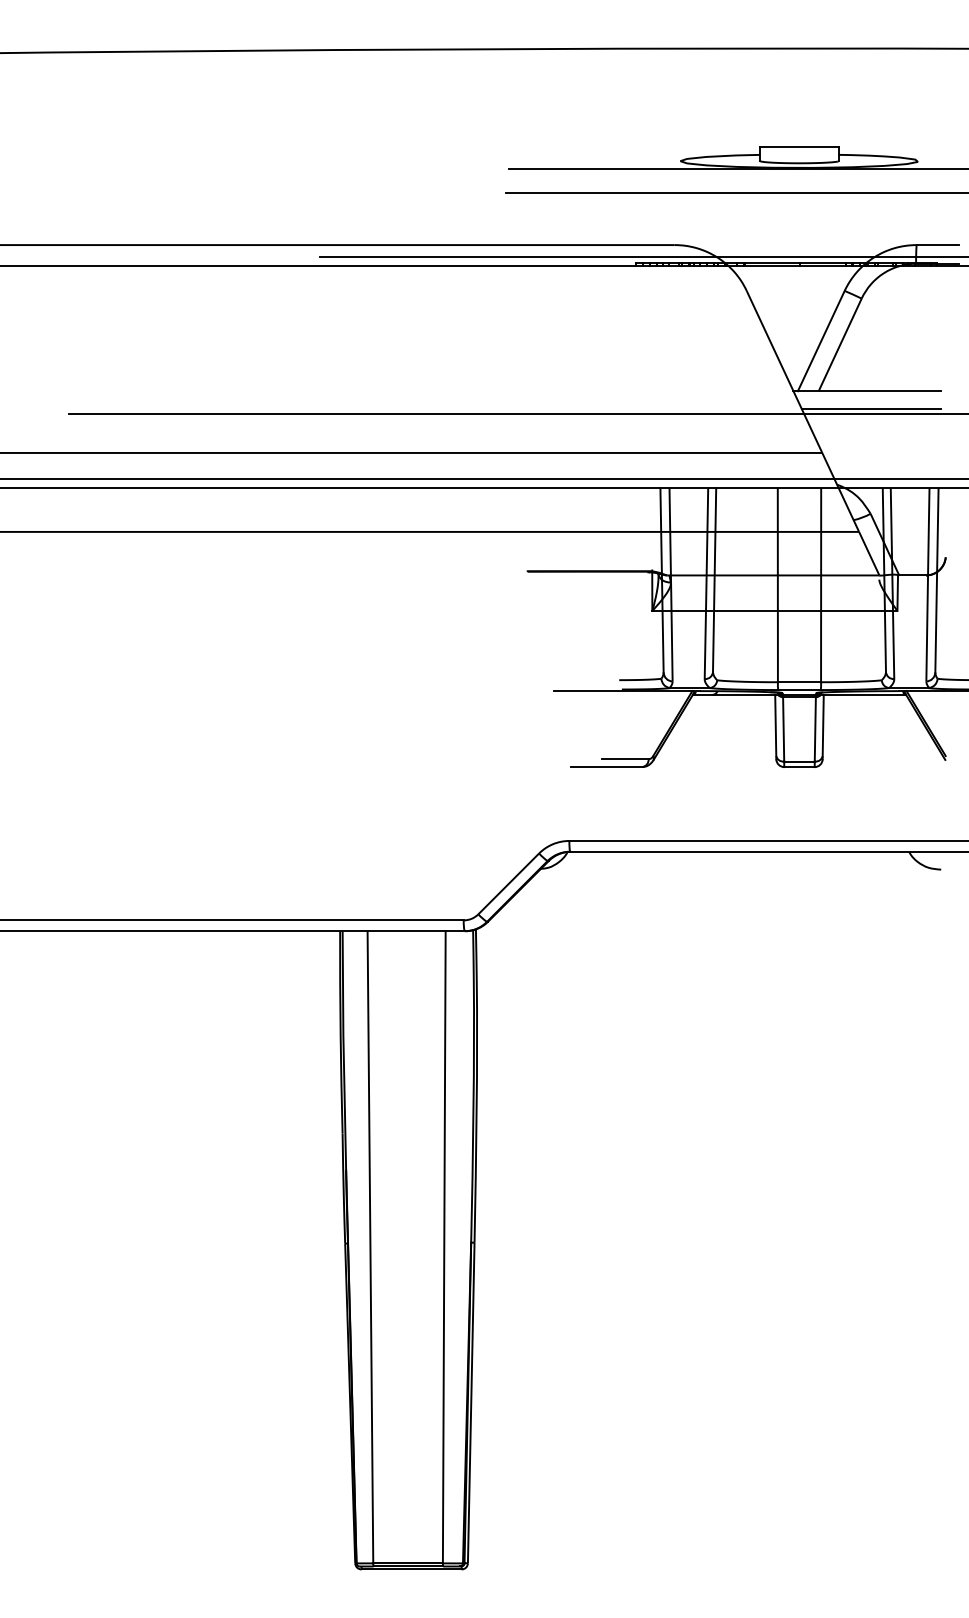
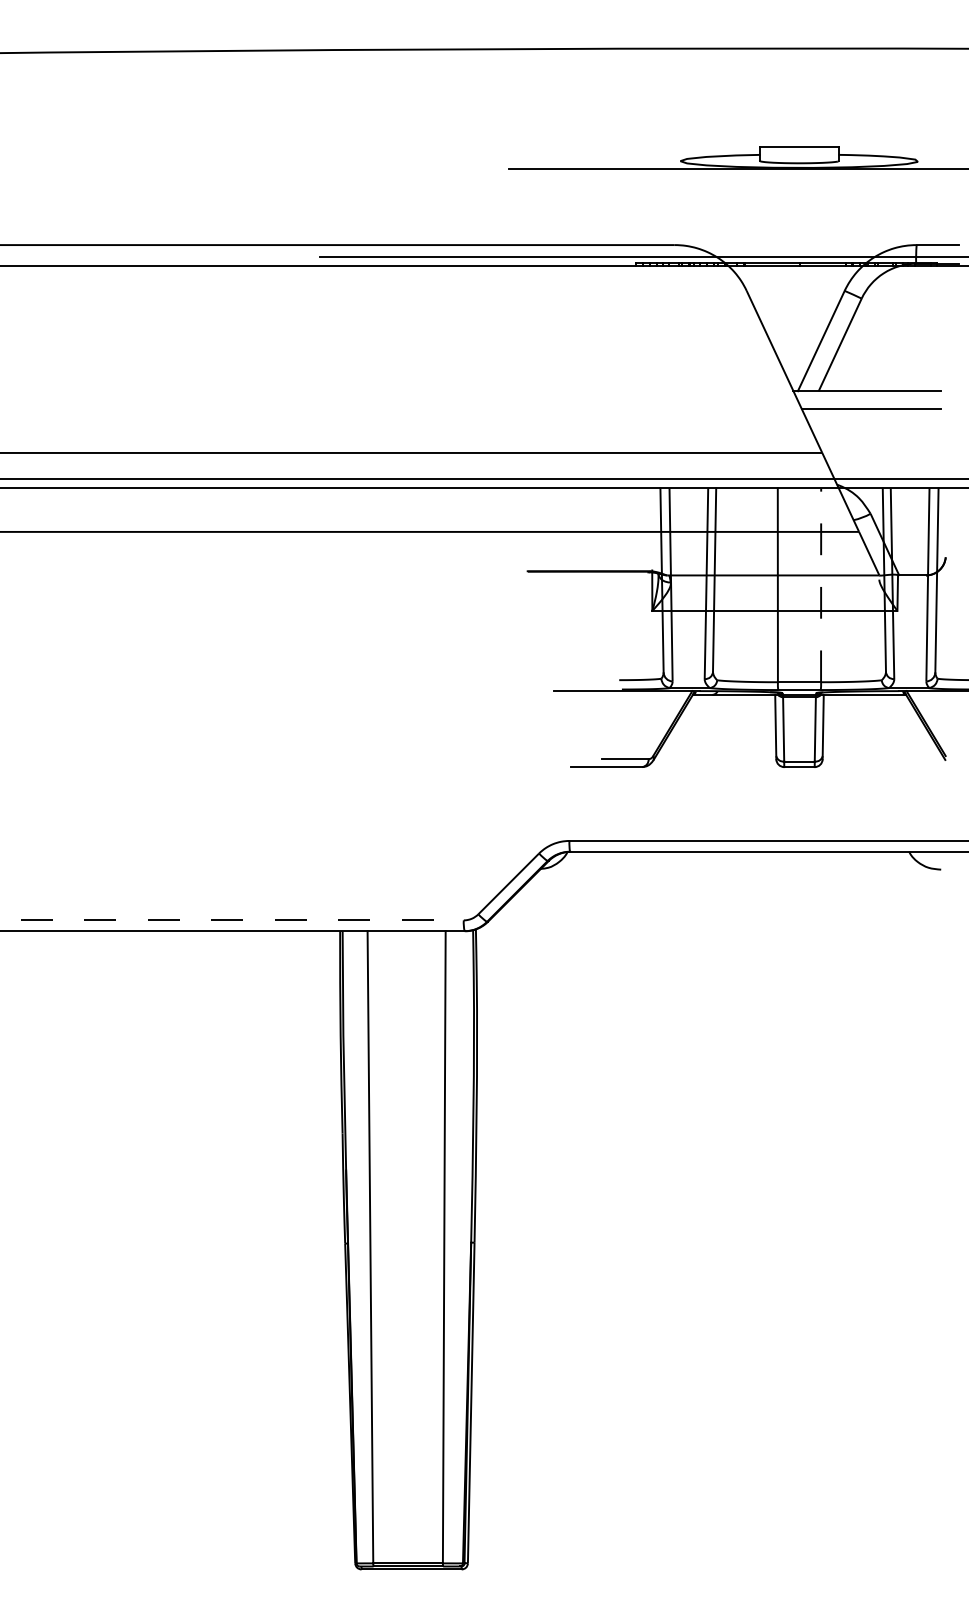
line: present -> none (735, 193)
line: present -> none (516, 413)
line: solid -> dashed (821, 585)
line: solid -> dashed (231, 920)
